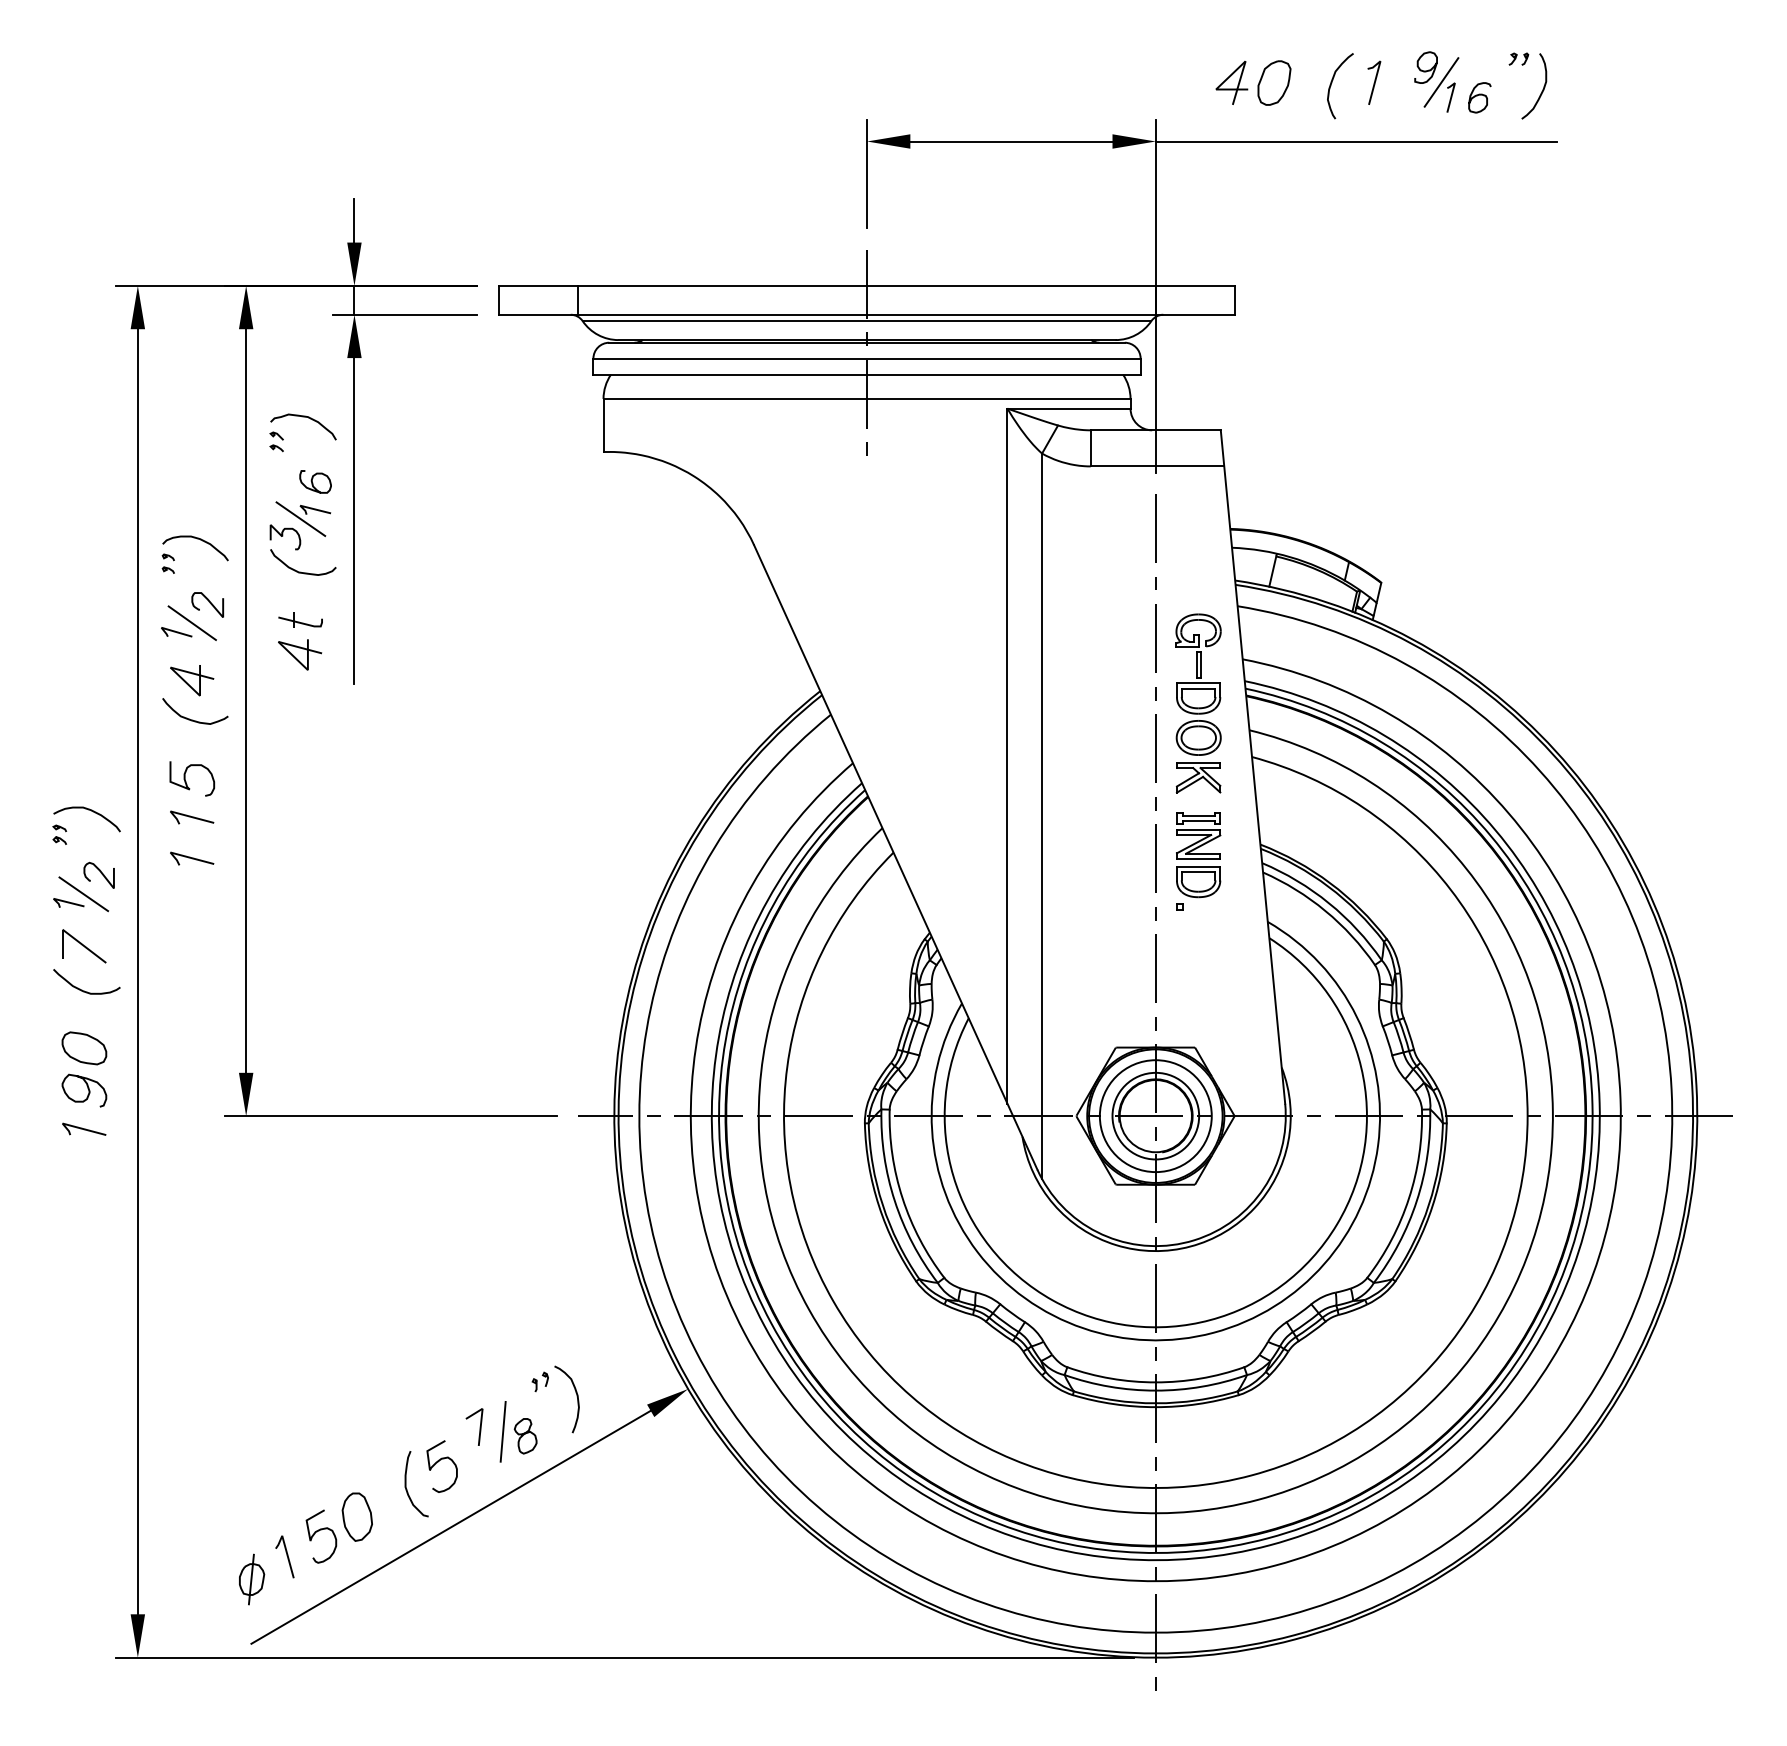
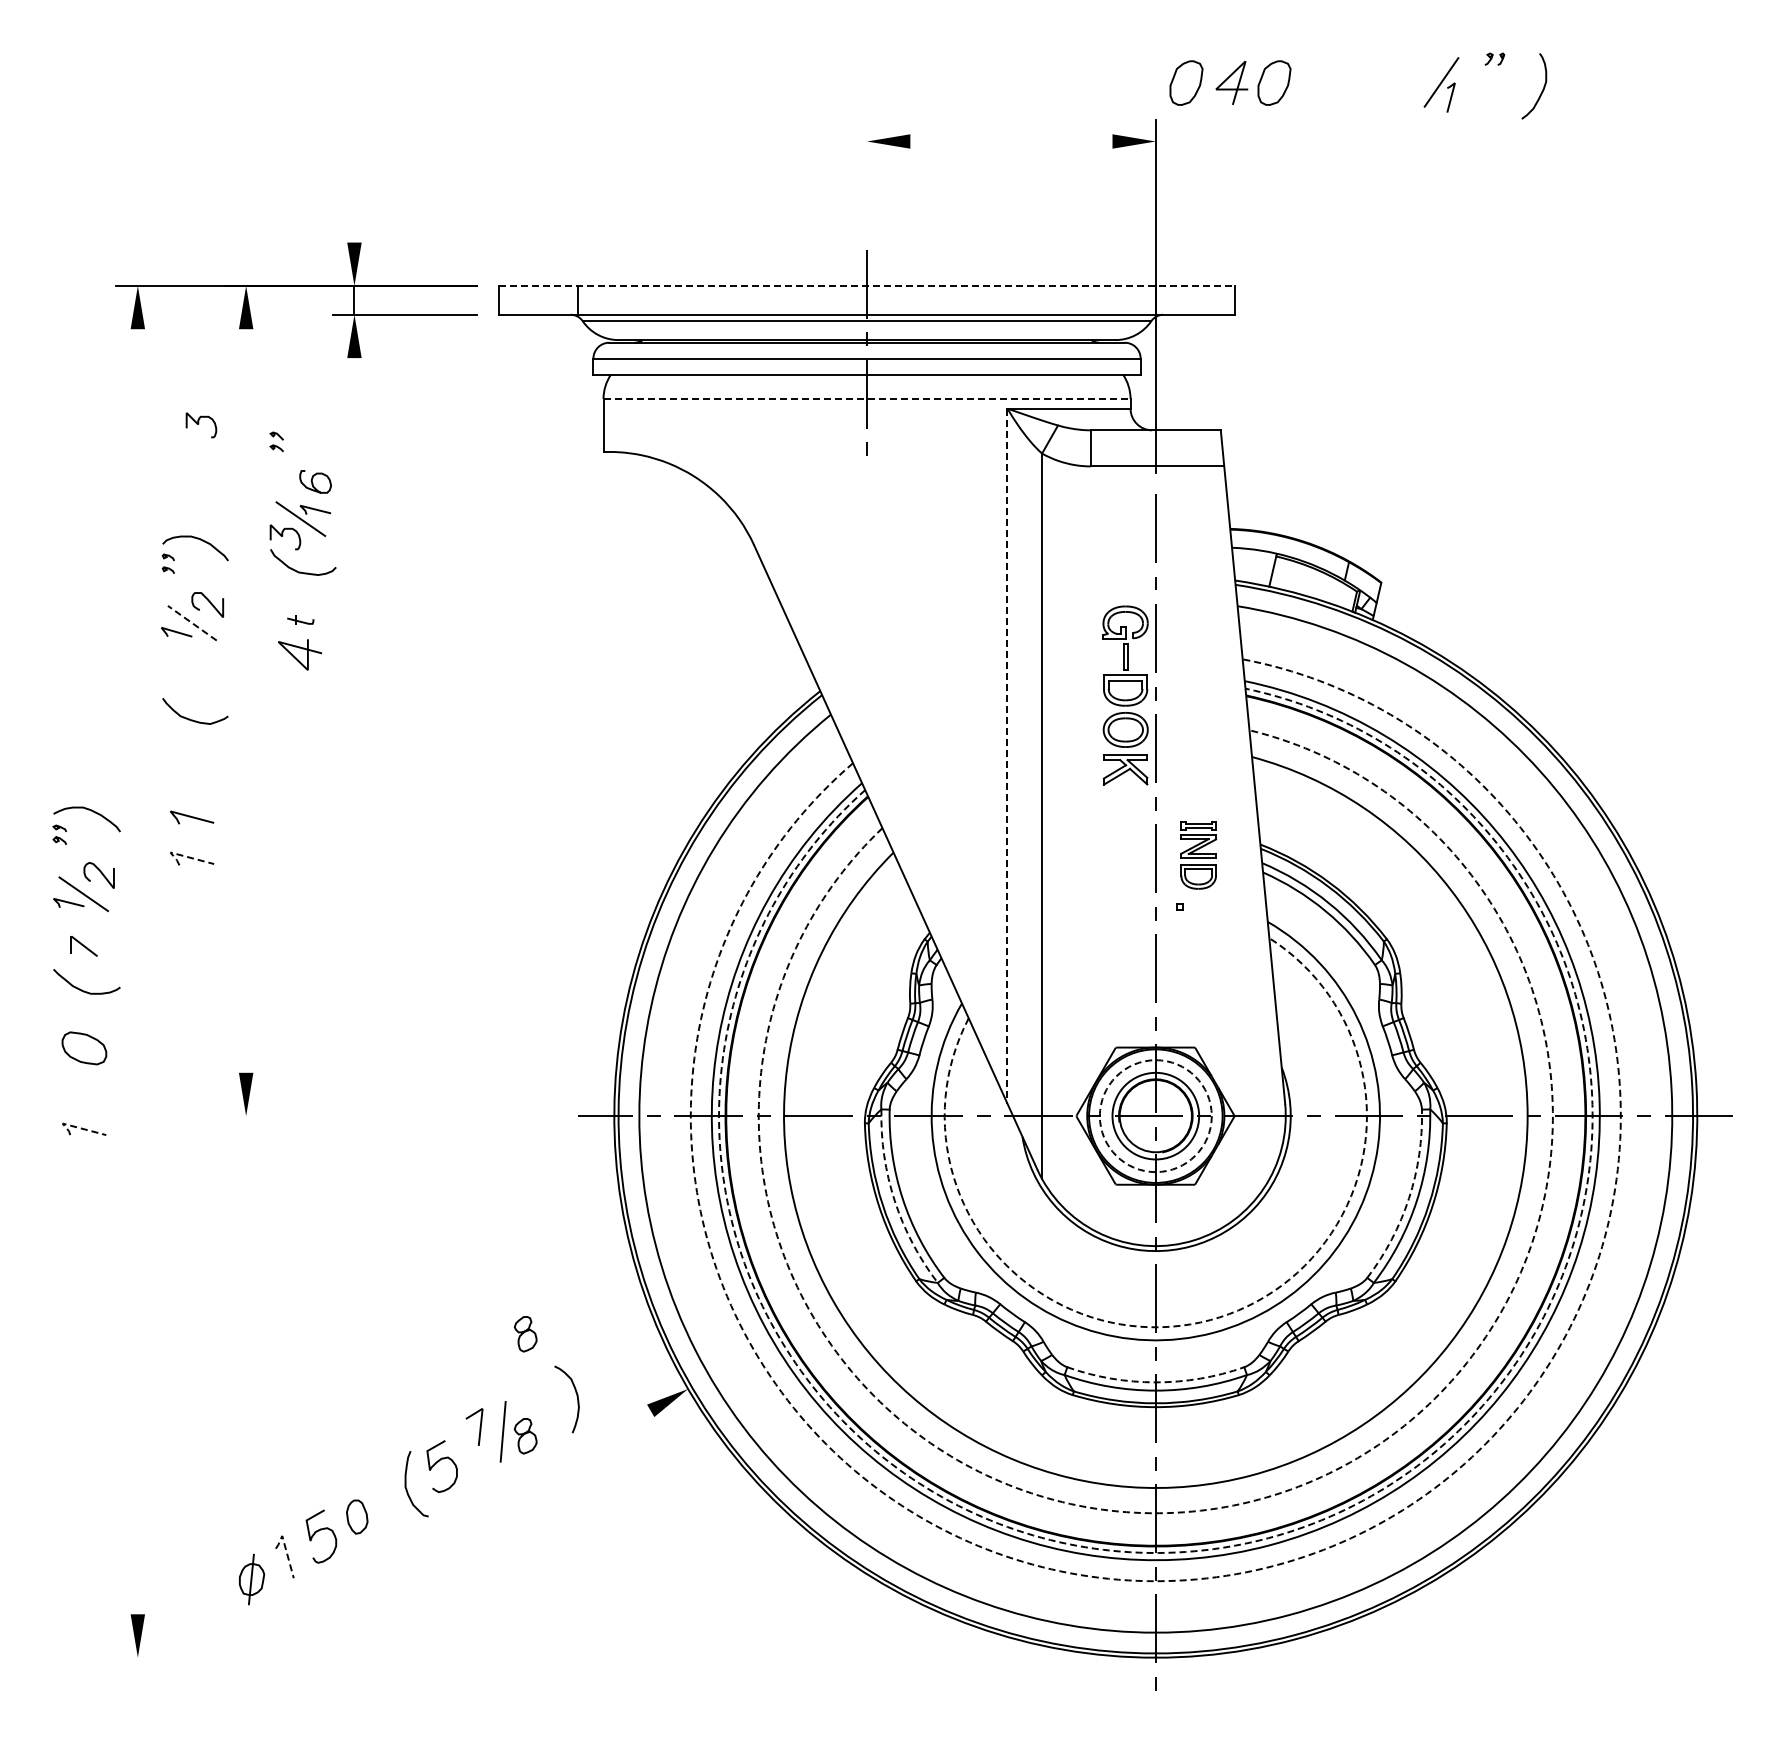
part position: (1518, 58) -> (1494, 58) (1494, 58)
curve: present -> none (1425, 70)
part: none -> present (1186, 82)
line: present -> none (1374, 82)
curve: present -> none (1332, 83)
curve: present -> none (1479, 95)
line: present -> none (1011, 141)
line: present -> none (1355, 141)
line: present -> none (867, 173)
line: present -> none (354, 220)
line: solid -> dashed (867, 285)
line: solid -> dashed (867, 398)
curve: present -> none (303, 417)
curve: none -> present (199, 424)
line: present -> none (354, 521)
part size: 45x16 px -> 28x10 px (300, 619)
line: solid -> dashed (192, 623)
part: present -> none (192, 680)
line: present -> none (246, 700)
part position: (1198, 703) -> (1125, 695) (1125, 695)
line: solid -> dashed (1007, 756)
curve: present -> none (186, 781)
part size: 46x87 px -> 38x69 px (1198, 855)
line: solid -> dashed (183, 856)
part size: 45x35 px -> 28x21 px (83, 946)
line: present -> none (137, 971)
curve: present -> none (87, 1088)
line: present -> none (390, 1116)
circle: solid -> dashed (1155, 1116)
line: solid -> dashed (75, 1127)
arc: solid -> dashed (1409, 1198)
arc: solid -> dashed (894, 1200)
arc: solid -> dashed (1210, 1320)
part: none -> present (525, 1334)
part: present -> none (539, 1381)
arc: solid -> dashed (1155, 1382)
arc: solid -> dashed (1258, 1499)
part size: 32x50 px -> 23x36 px (357, 1516)
line: present -> none (450, 1526)
arc: solid -> dashed (1268, 1538)
line: solid -> dashed (285, 1549)
arc: solid -> dashed (1275, 1565)
line: present -> none (625, 1657)
